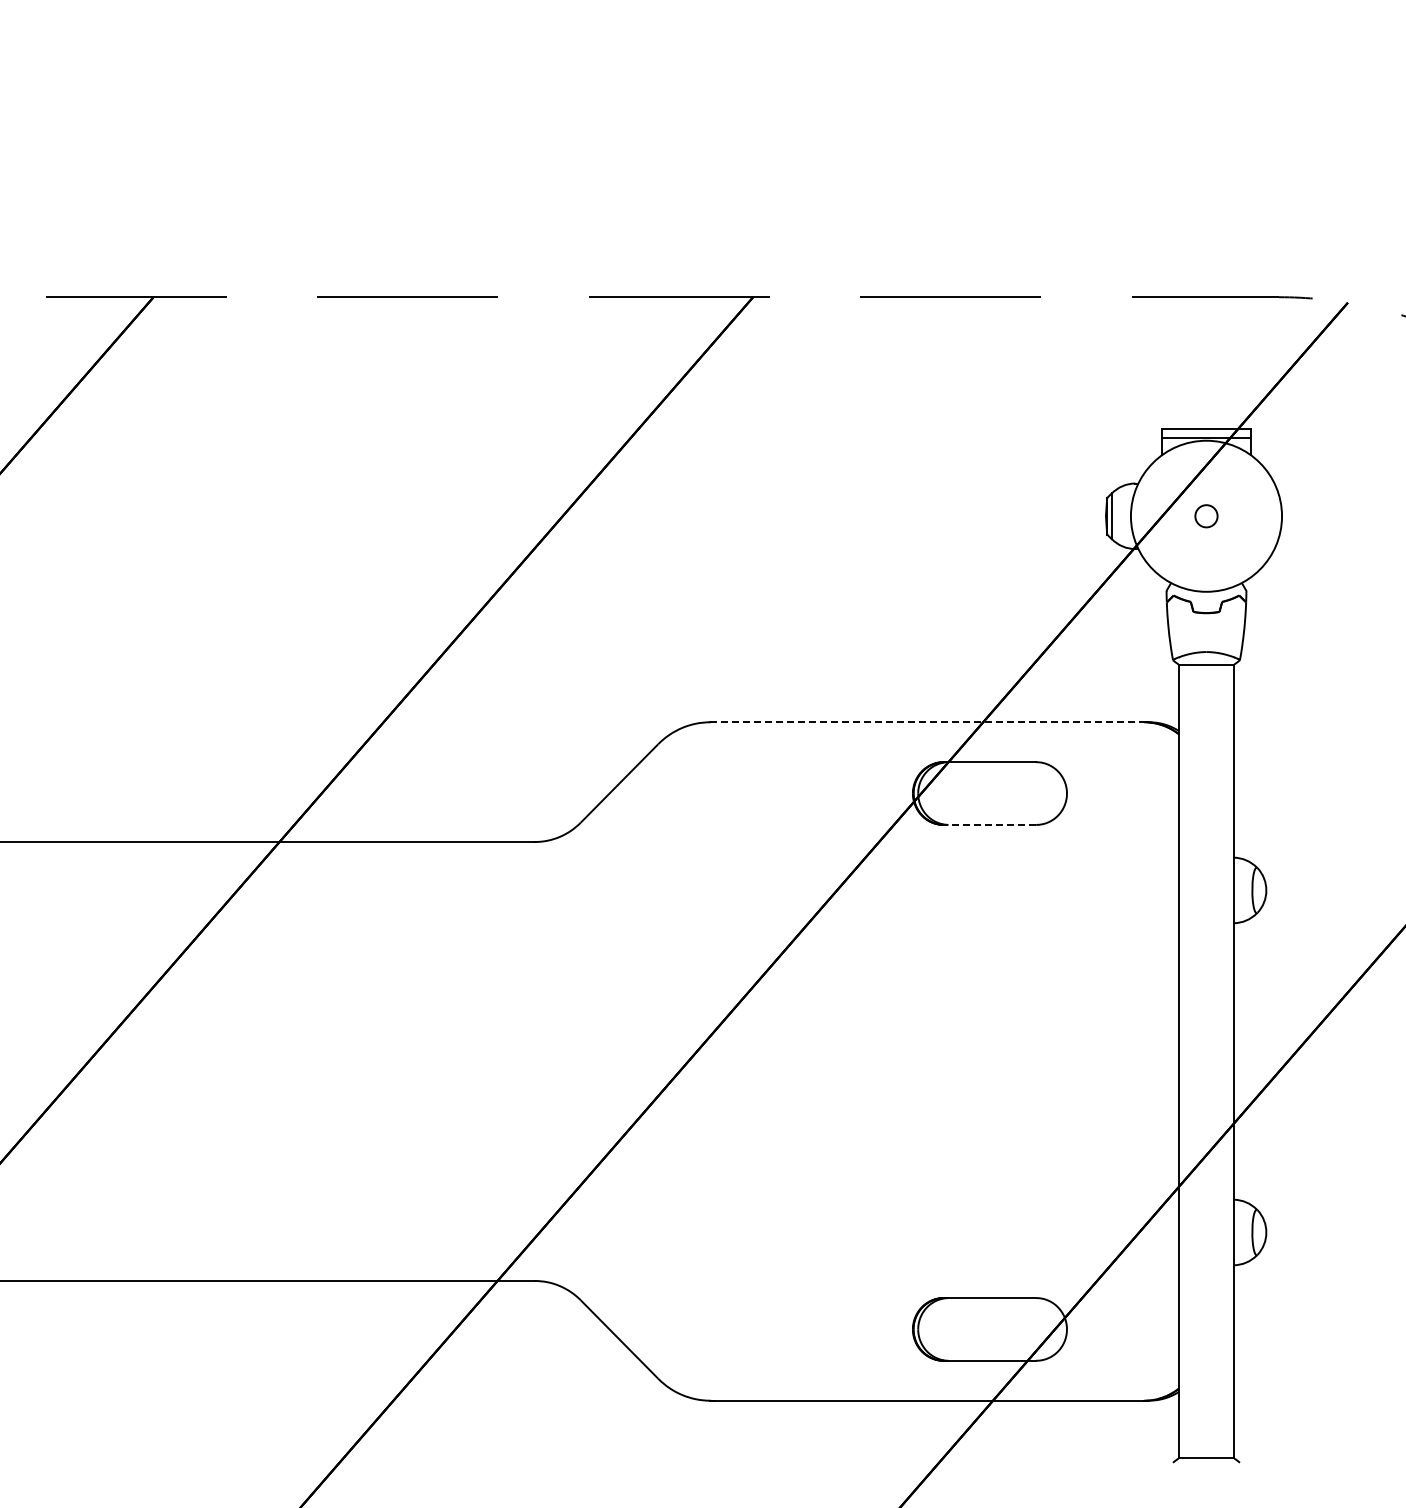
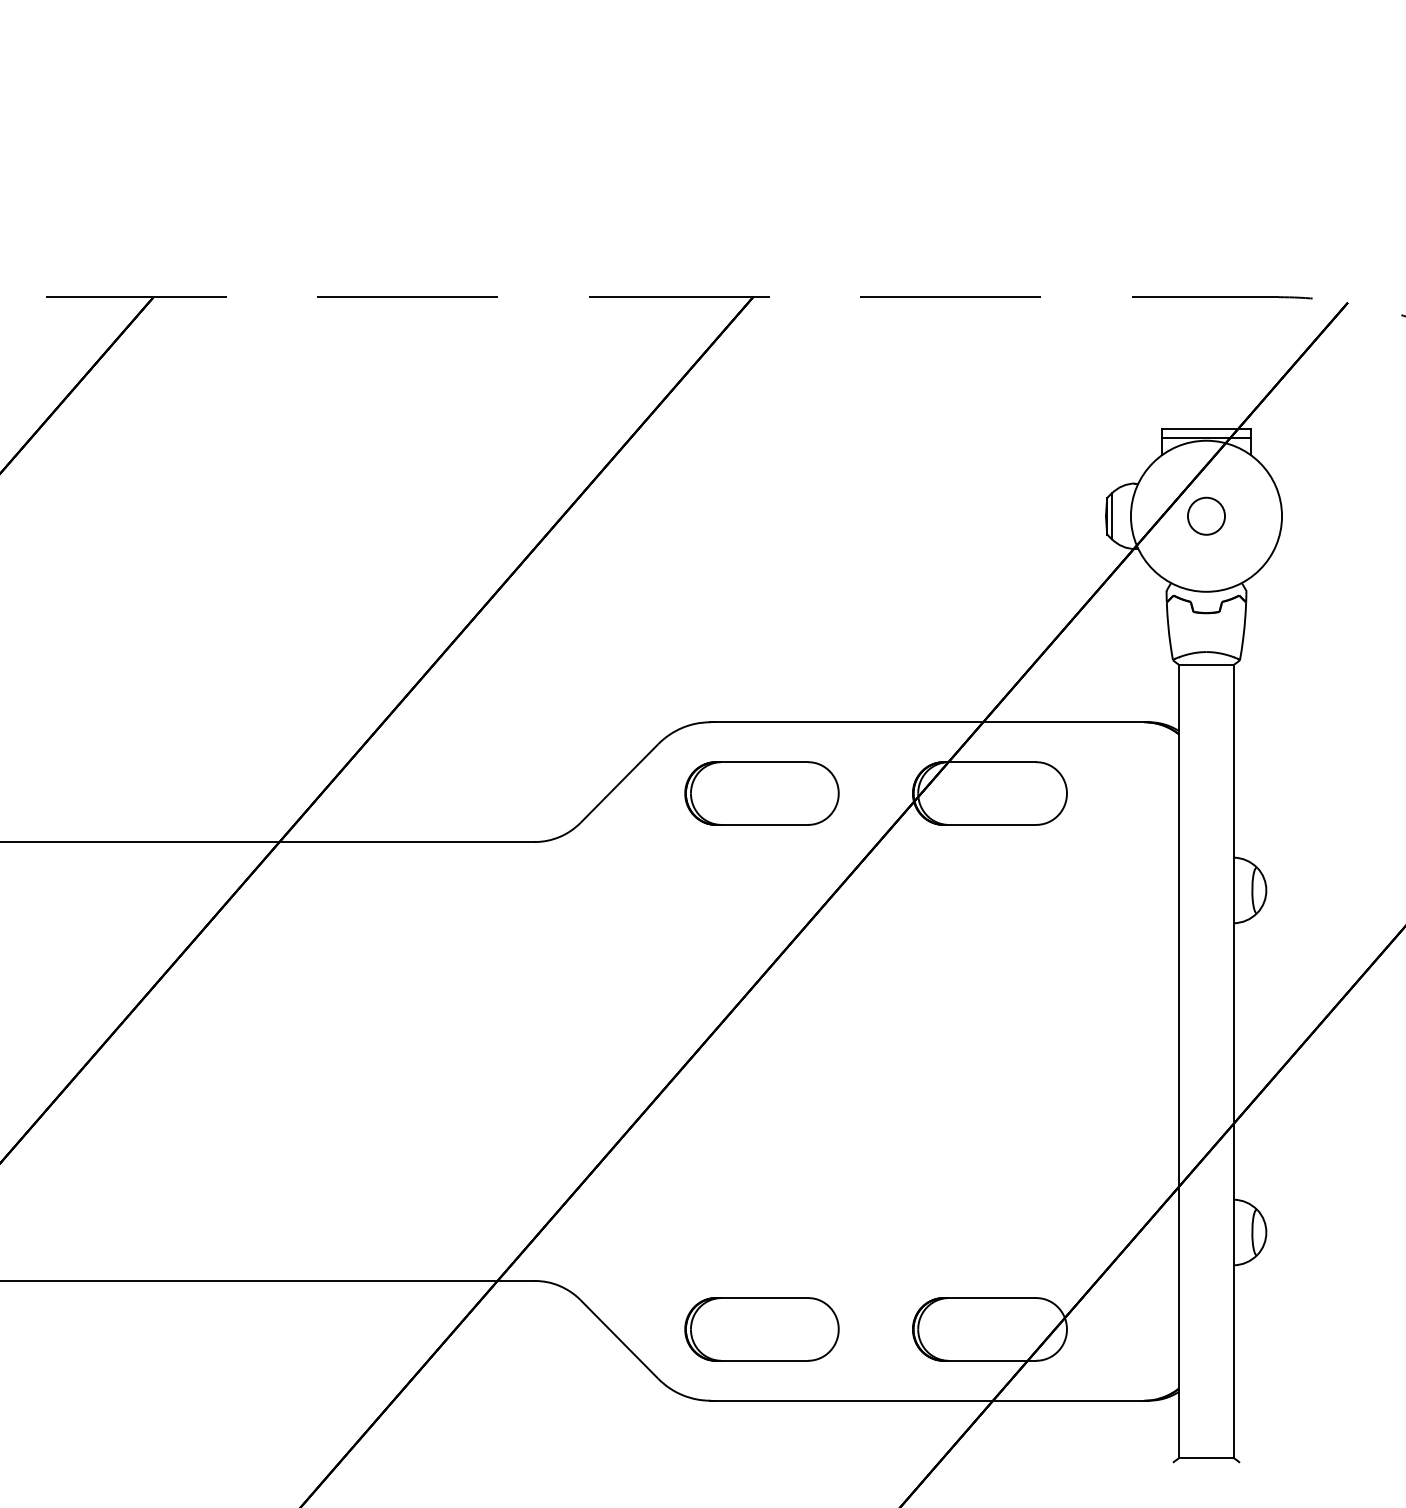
circle diameter: 22 px -> 37 px (1206, 515)
line: dashed -> solid (927, 722)
part: none -> present (761, 793)
line: dashed -> solid (989, 824)
part: none -> present (761, 1329)
